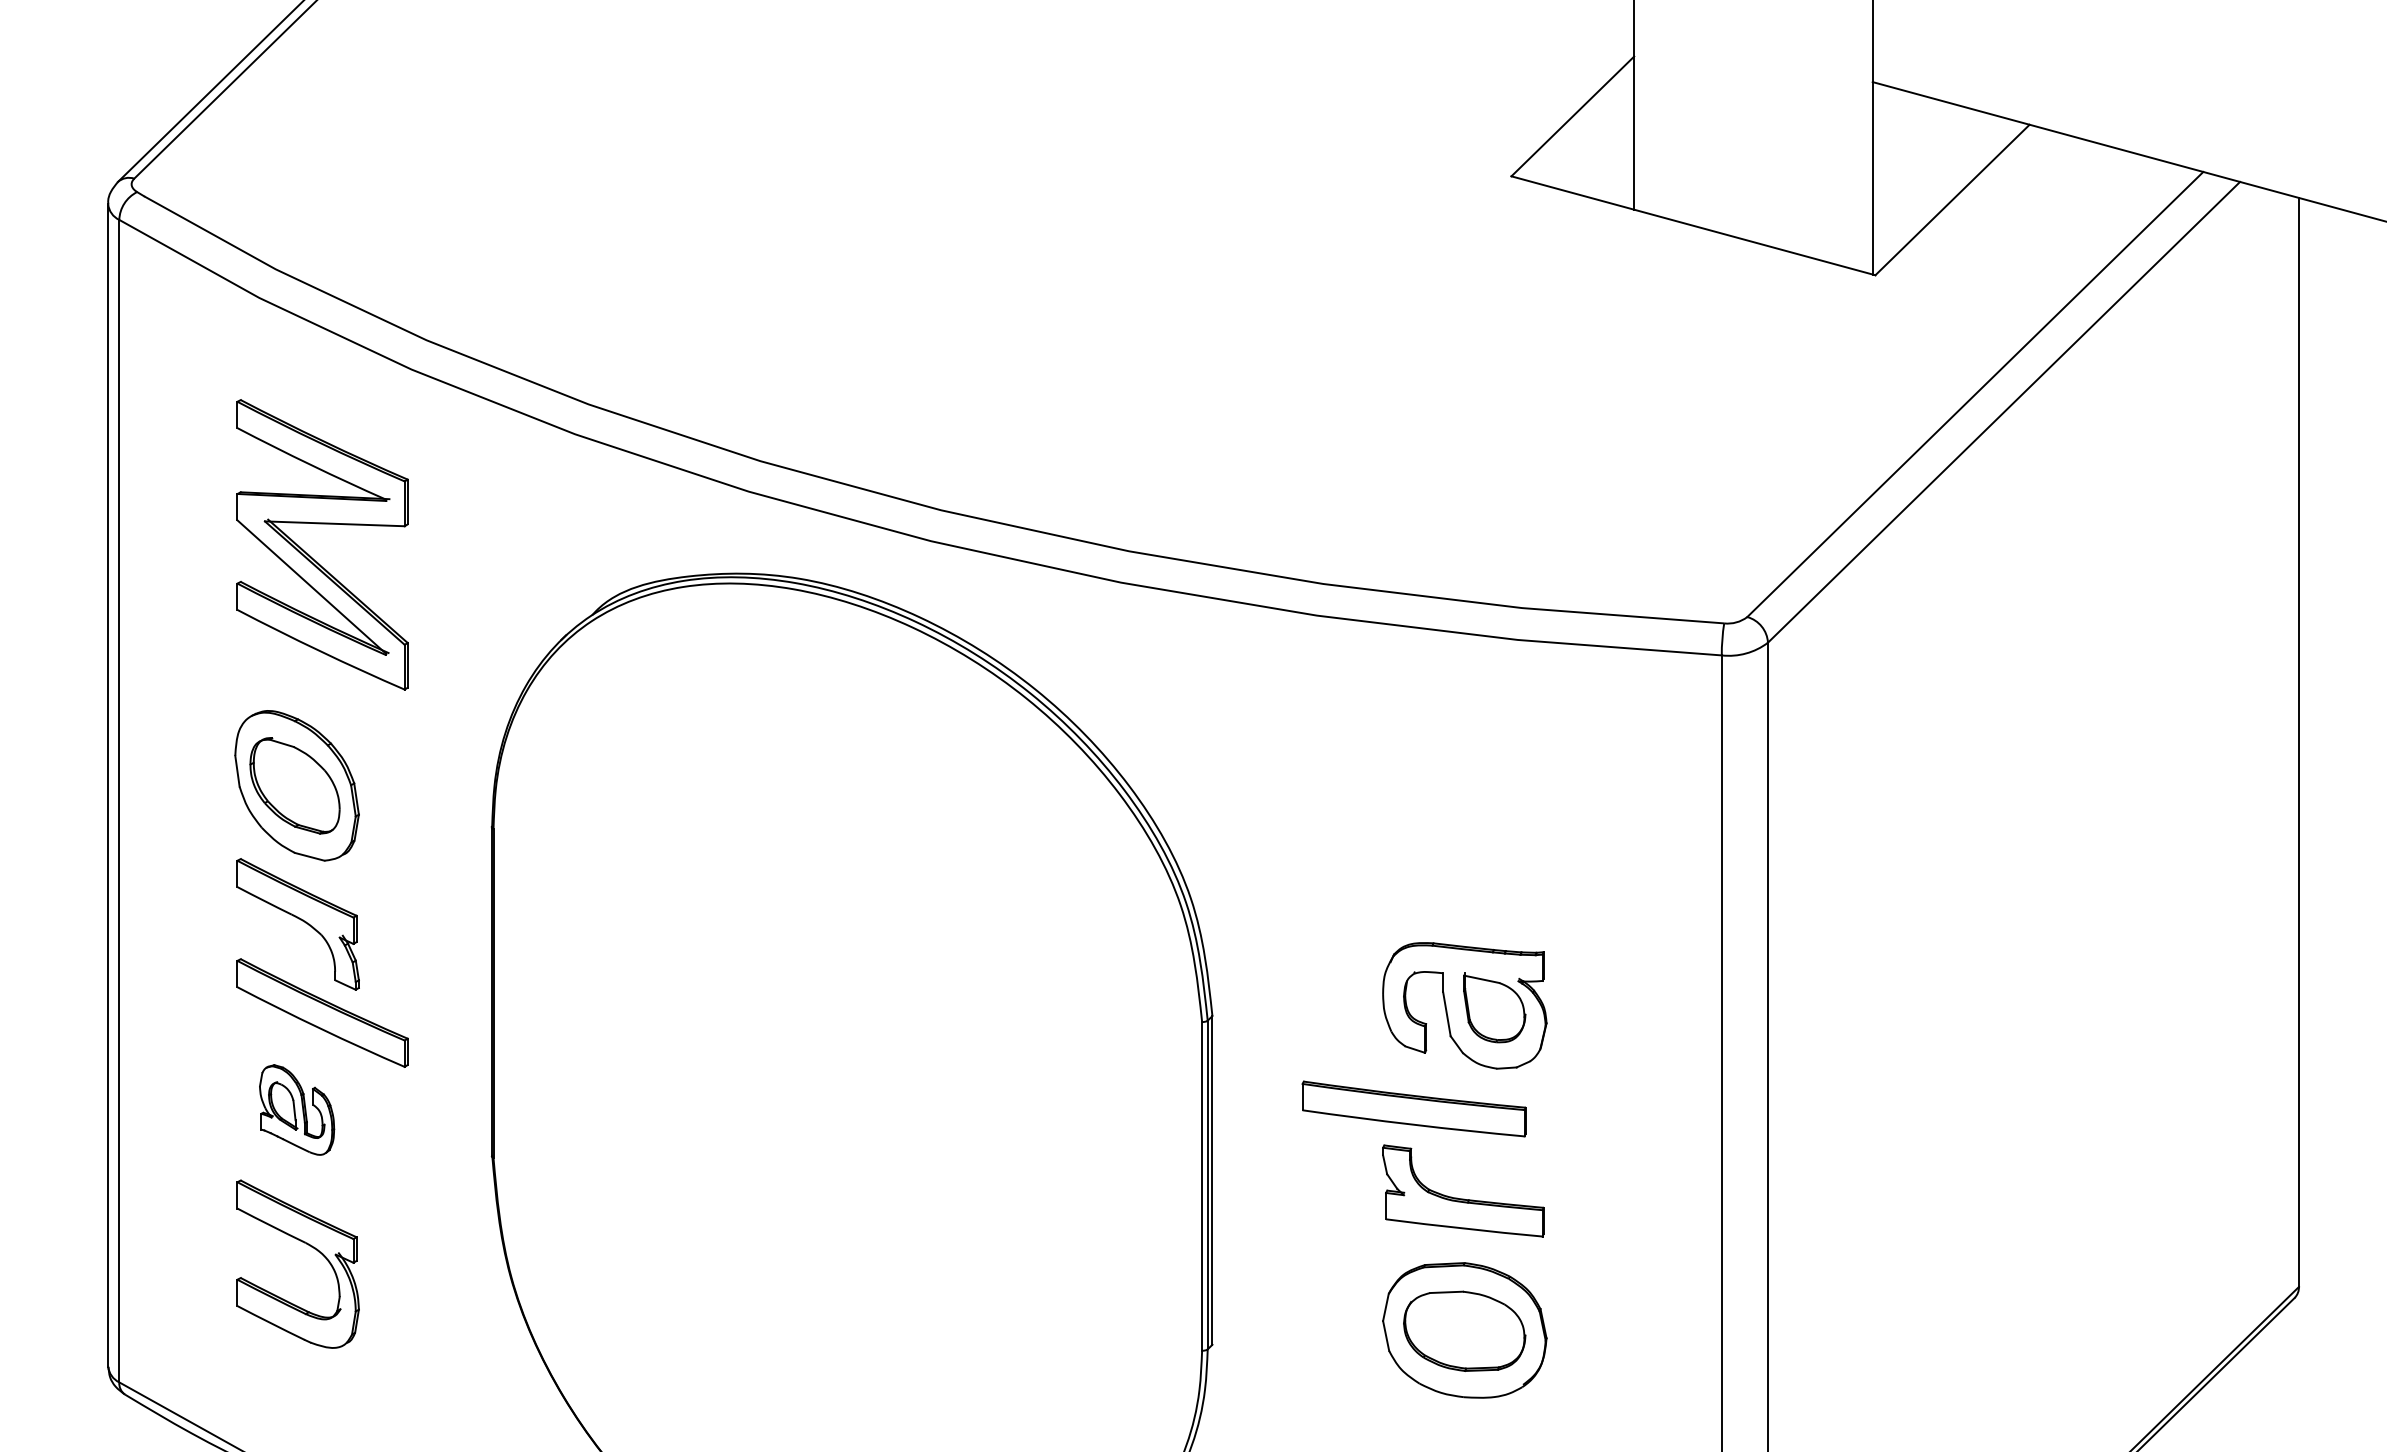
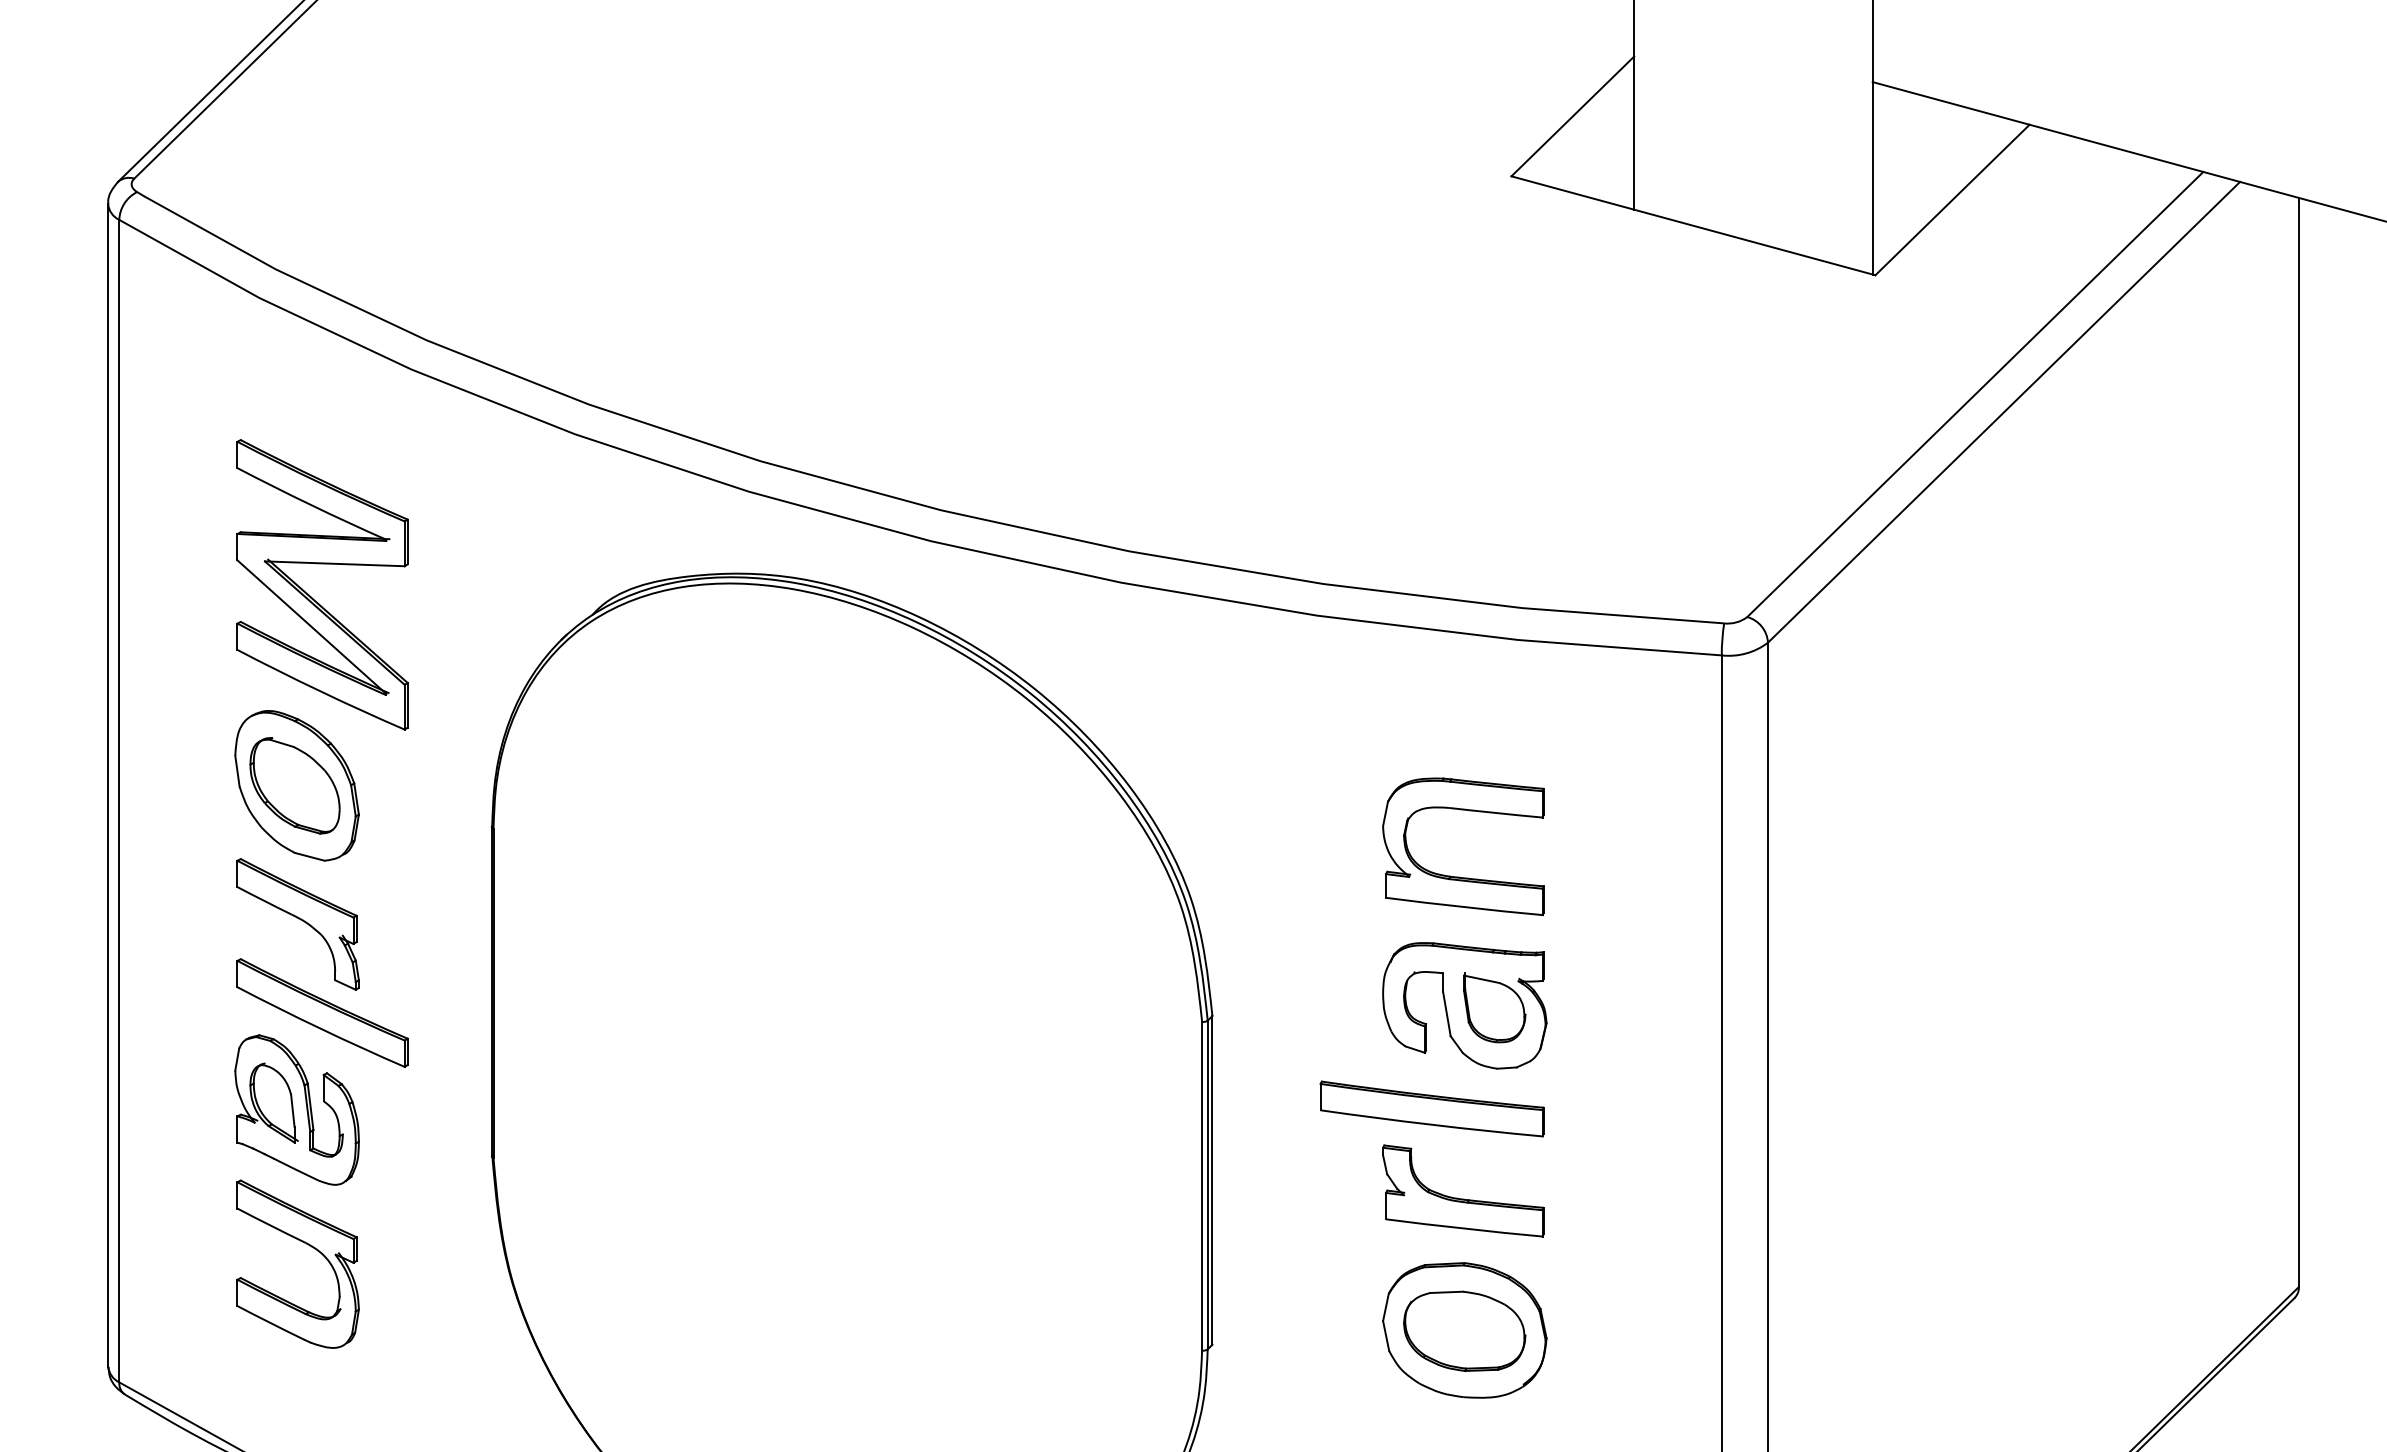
part position: (310, 555) -> (310, 595) (310, 595)
part: none -> present (1459, 876)
part position: (1413, 1108) -> (1431, 1108) (1431, 1108)
part size: 77x92 px -> 126x152 px (296, 1109)
